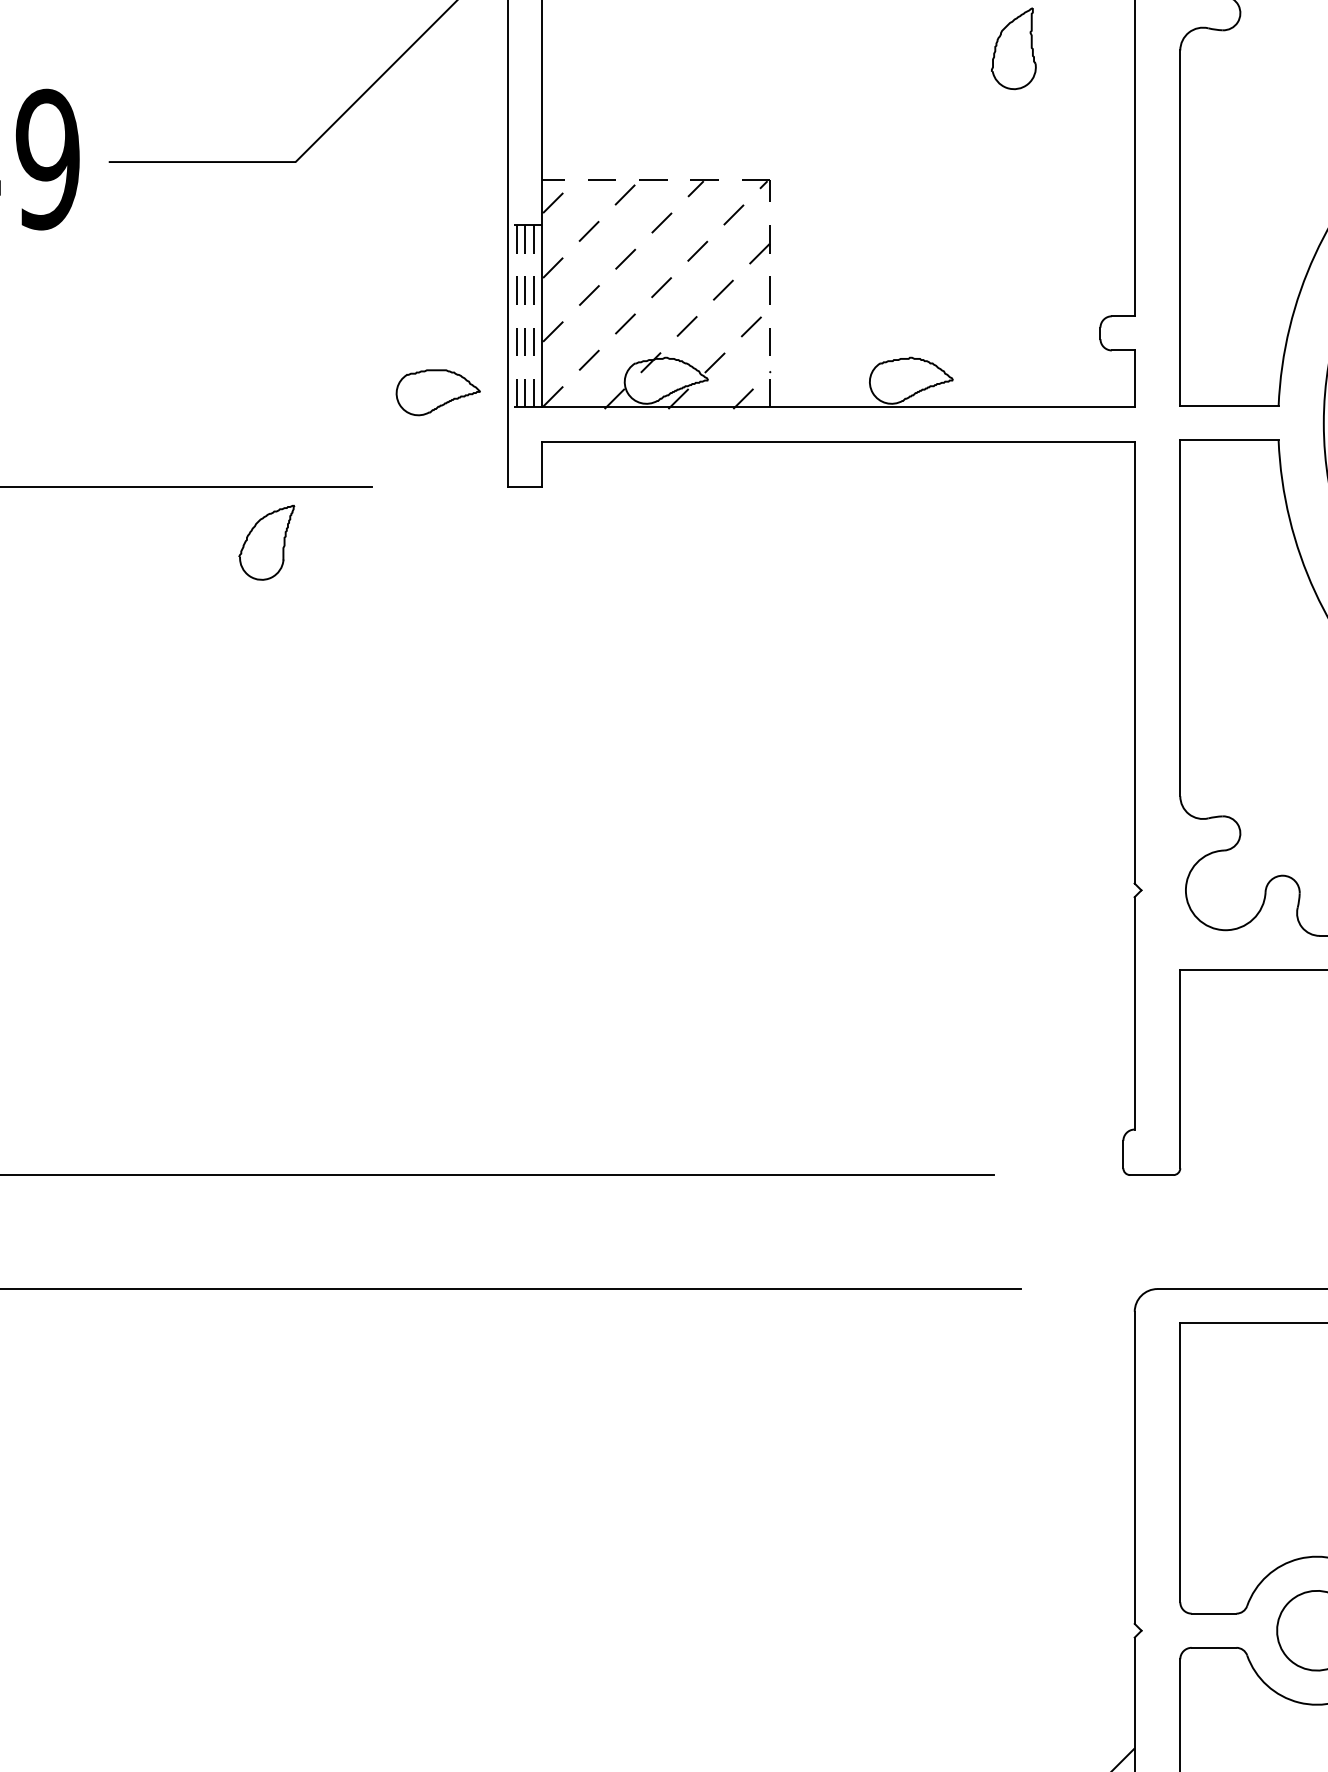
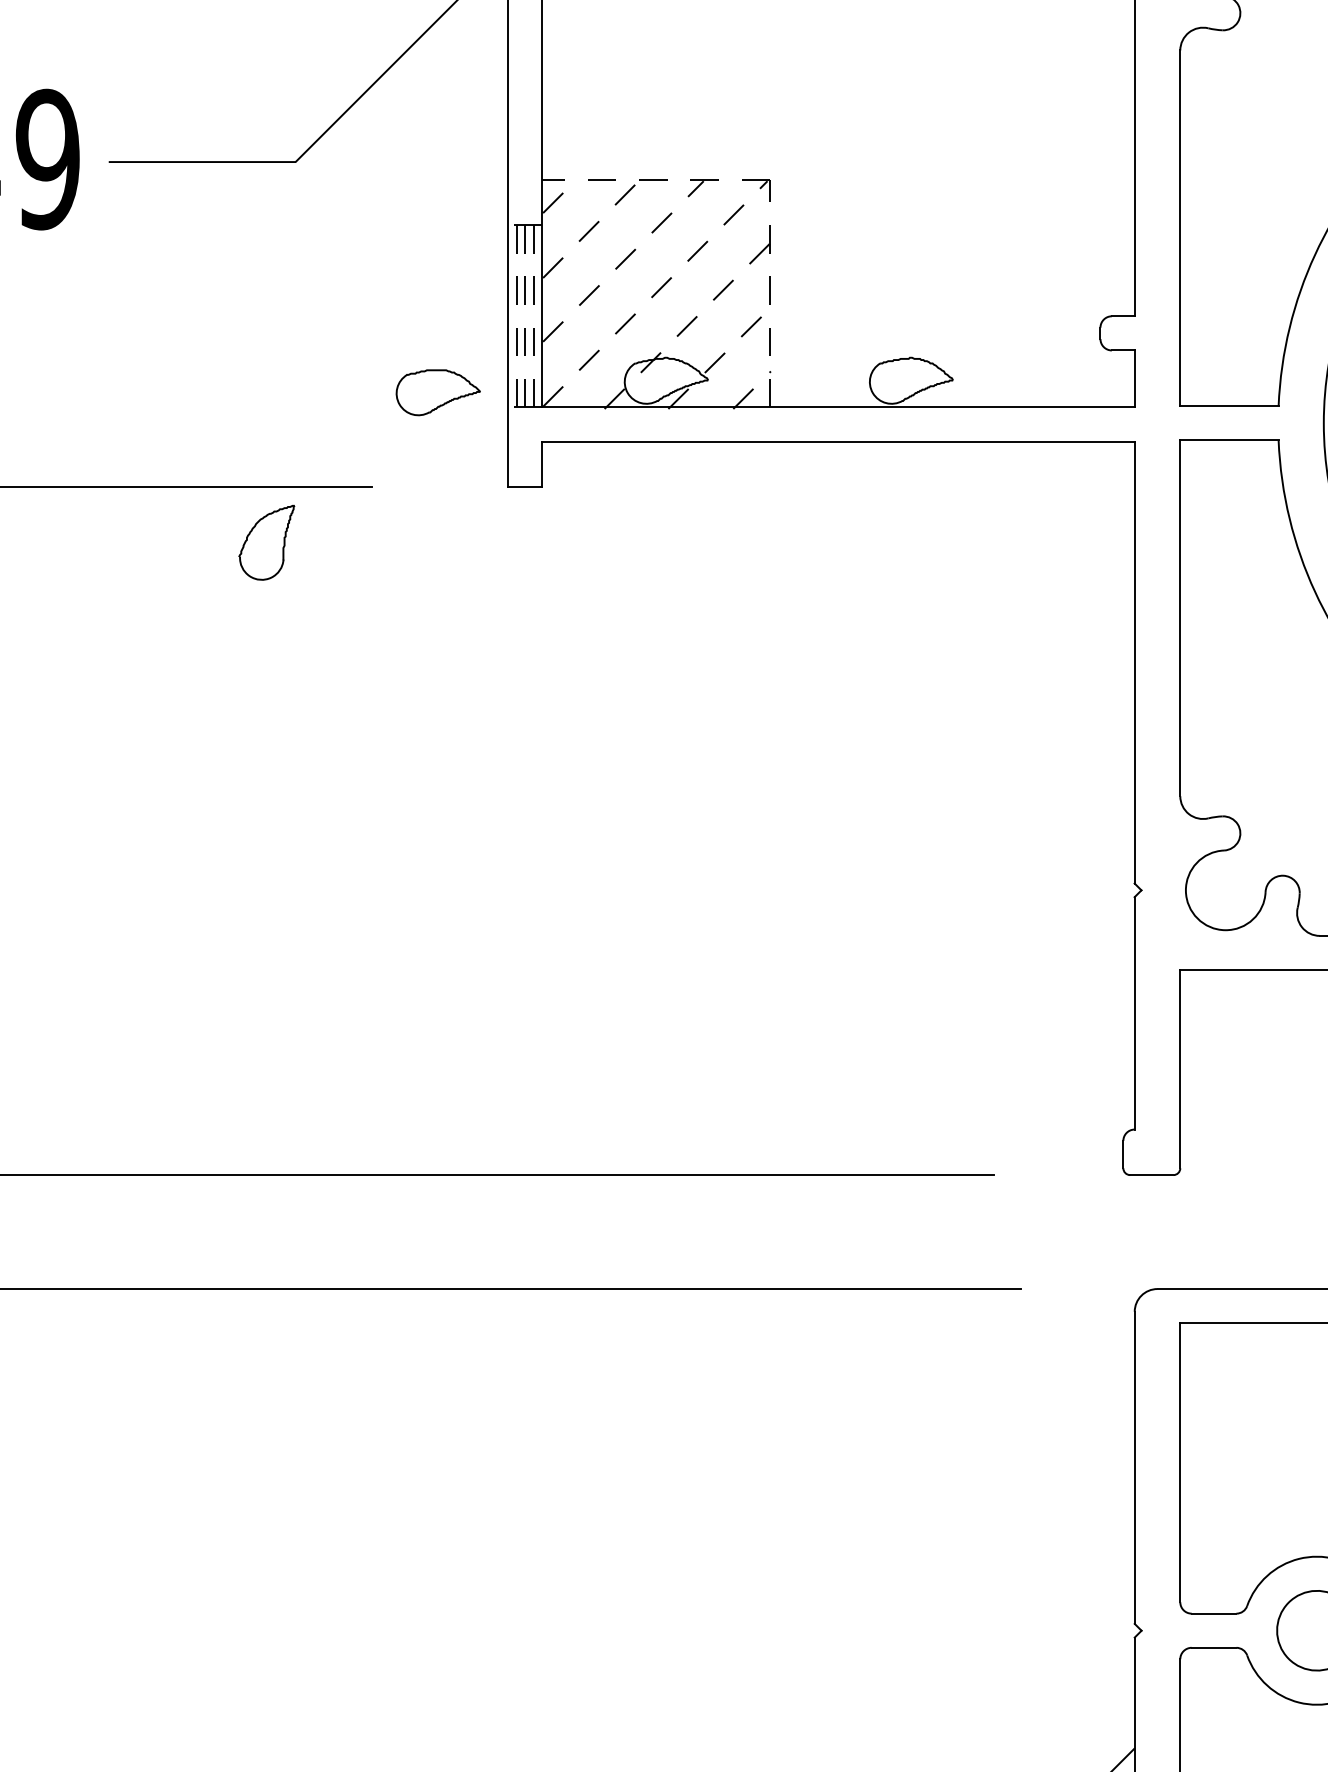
part: present -> none (1013, 48)
